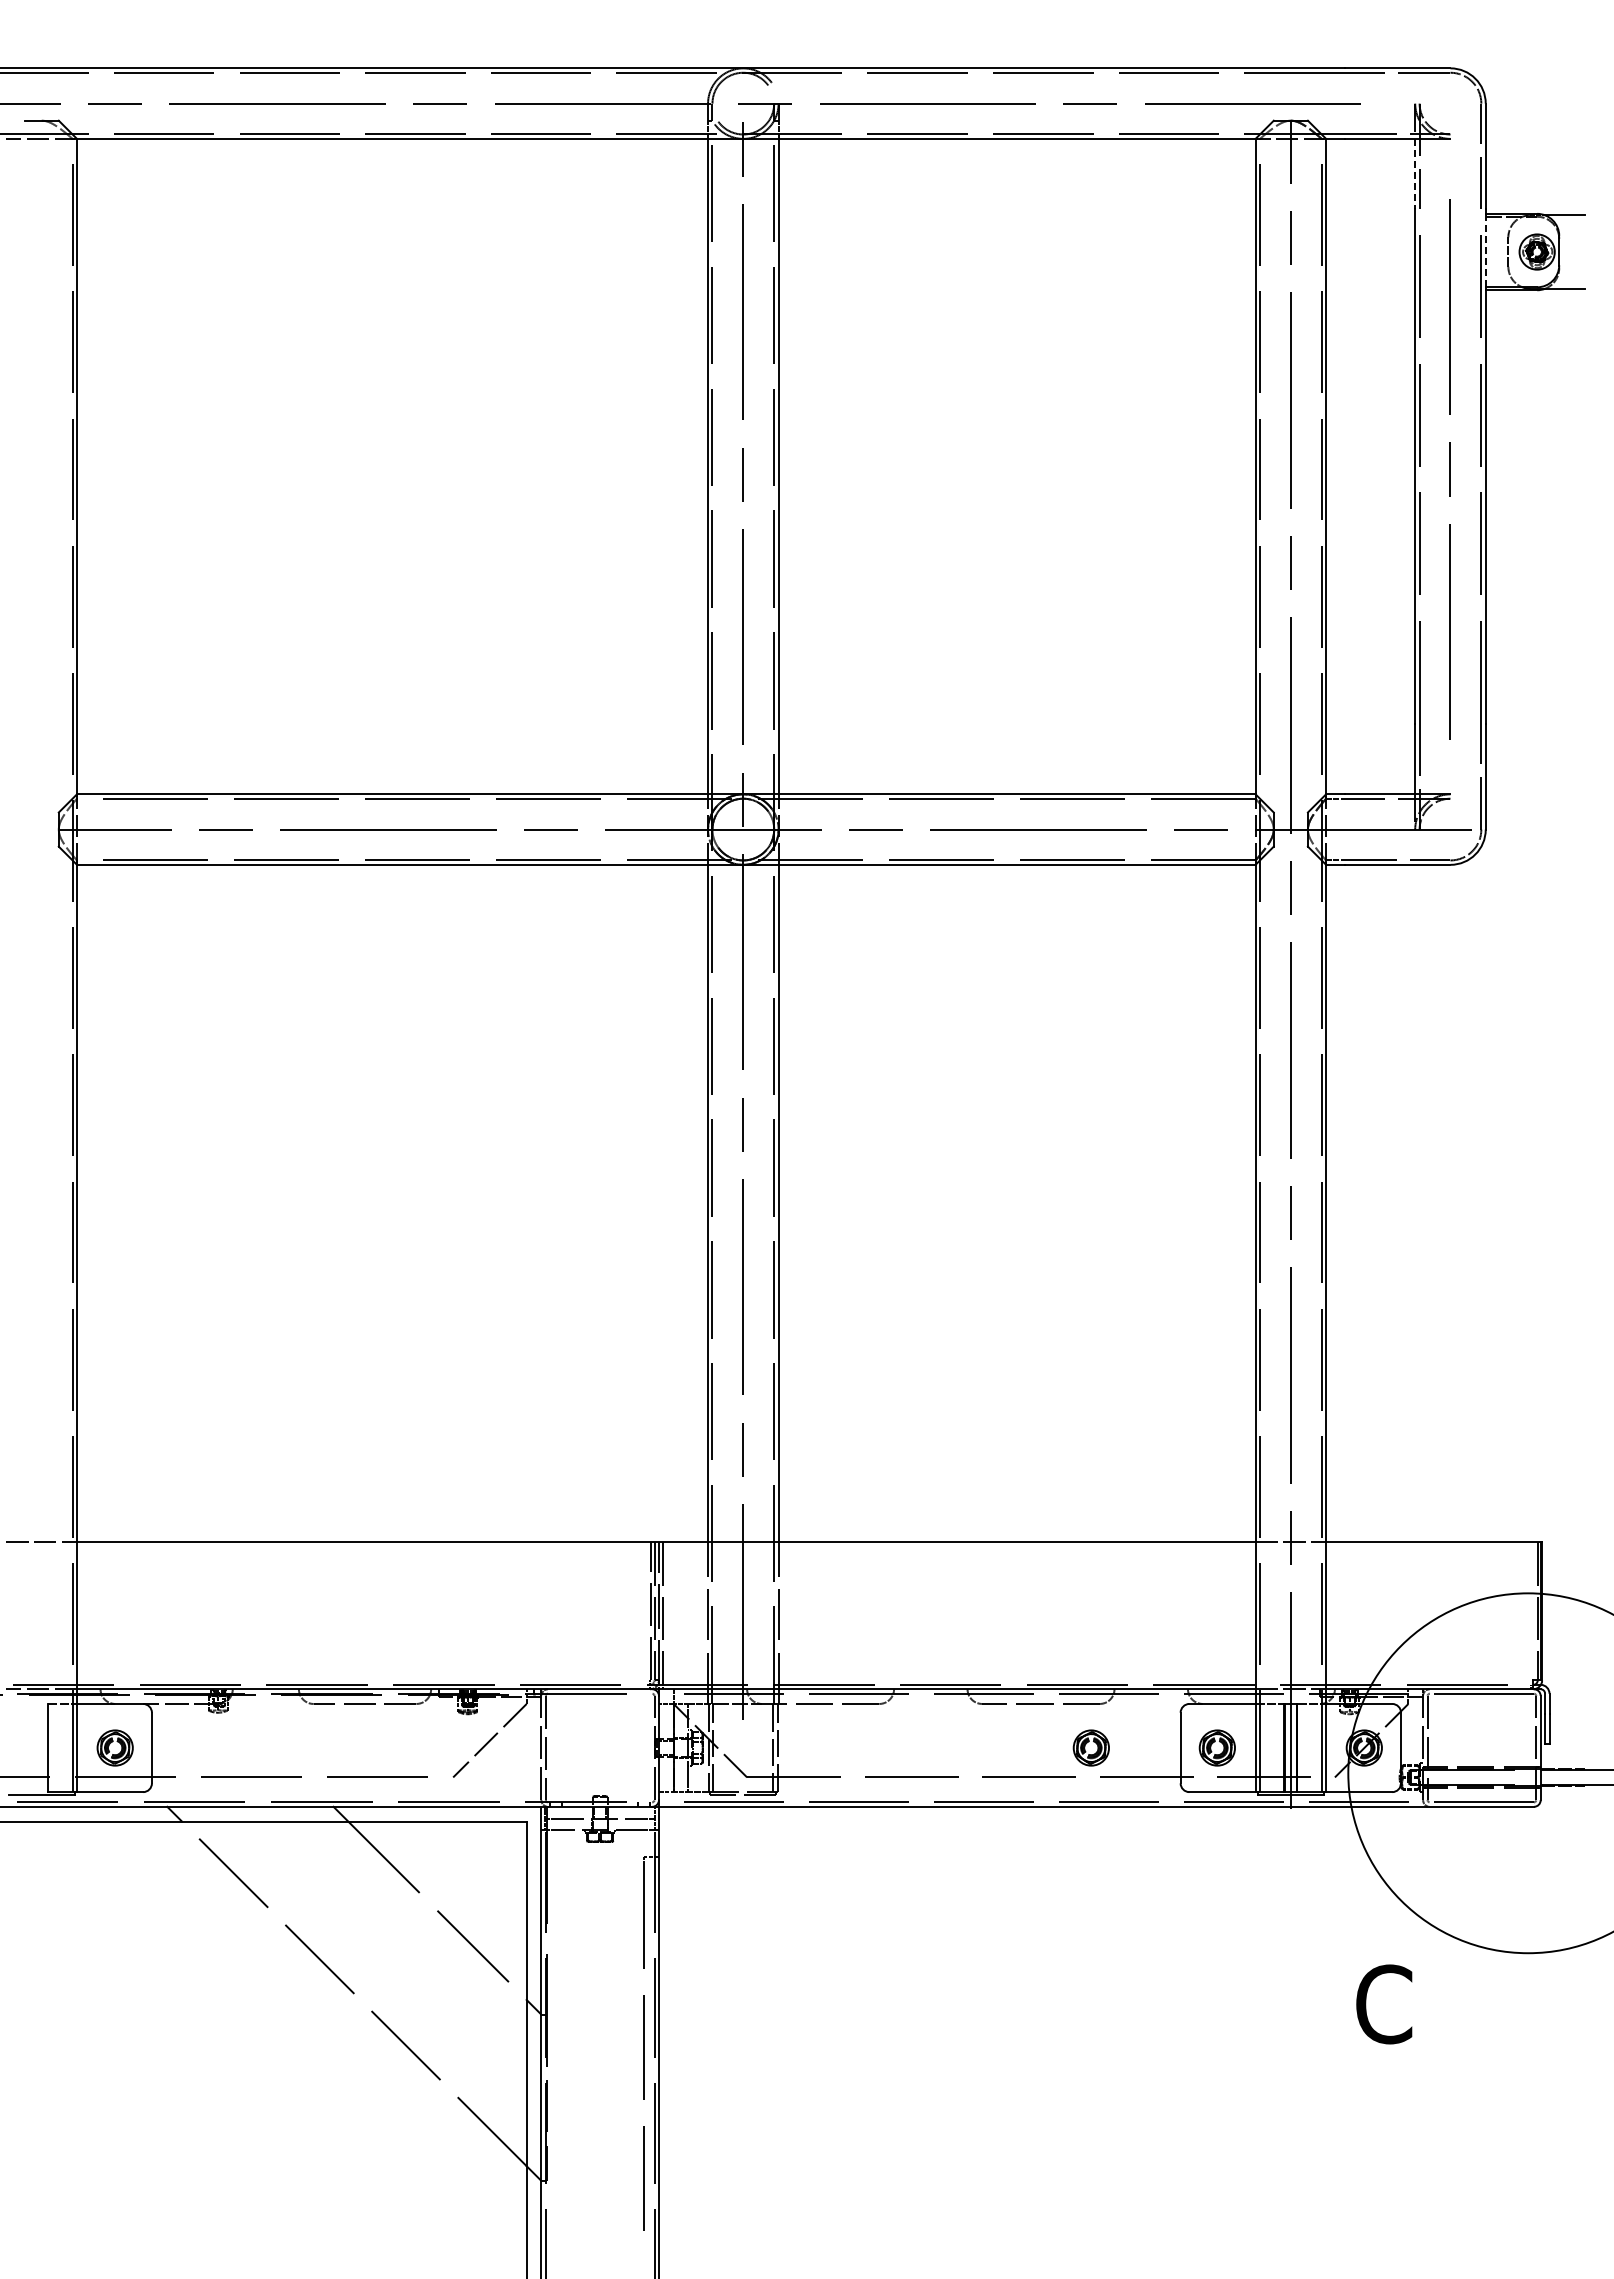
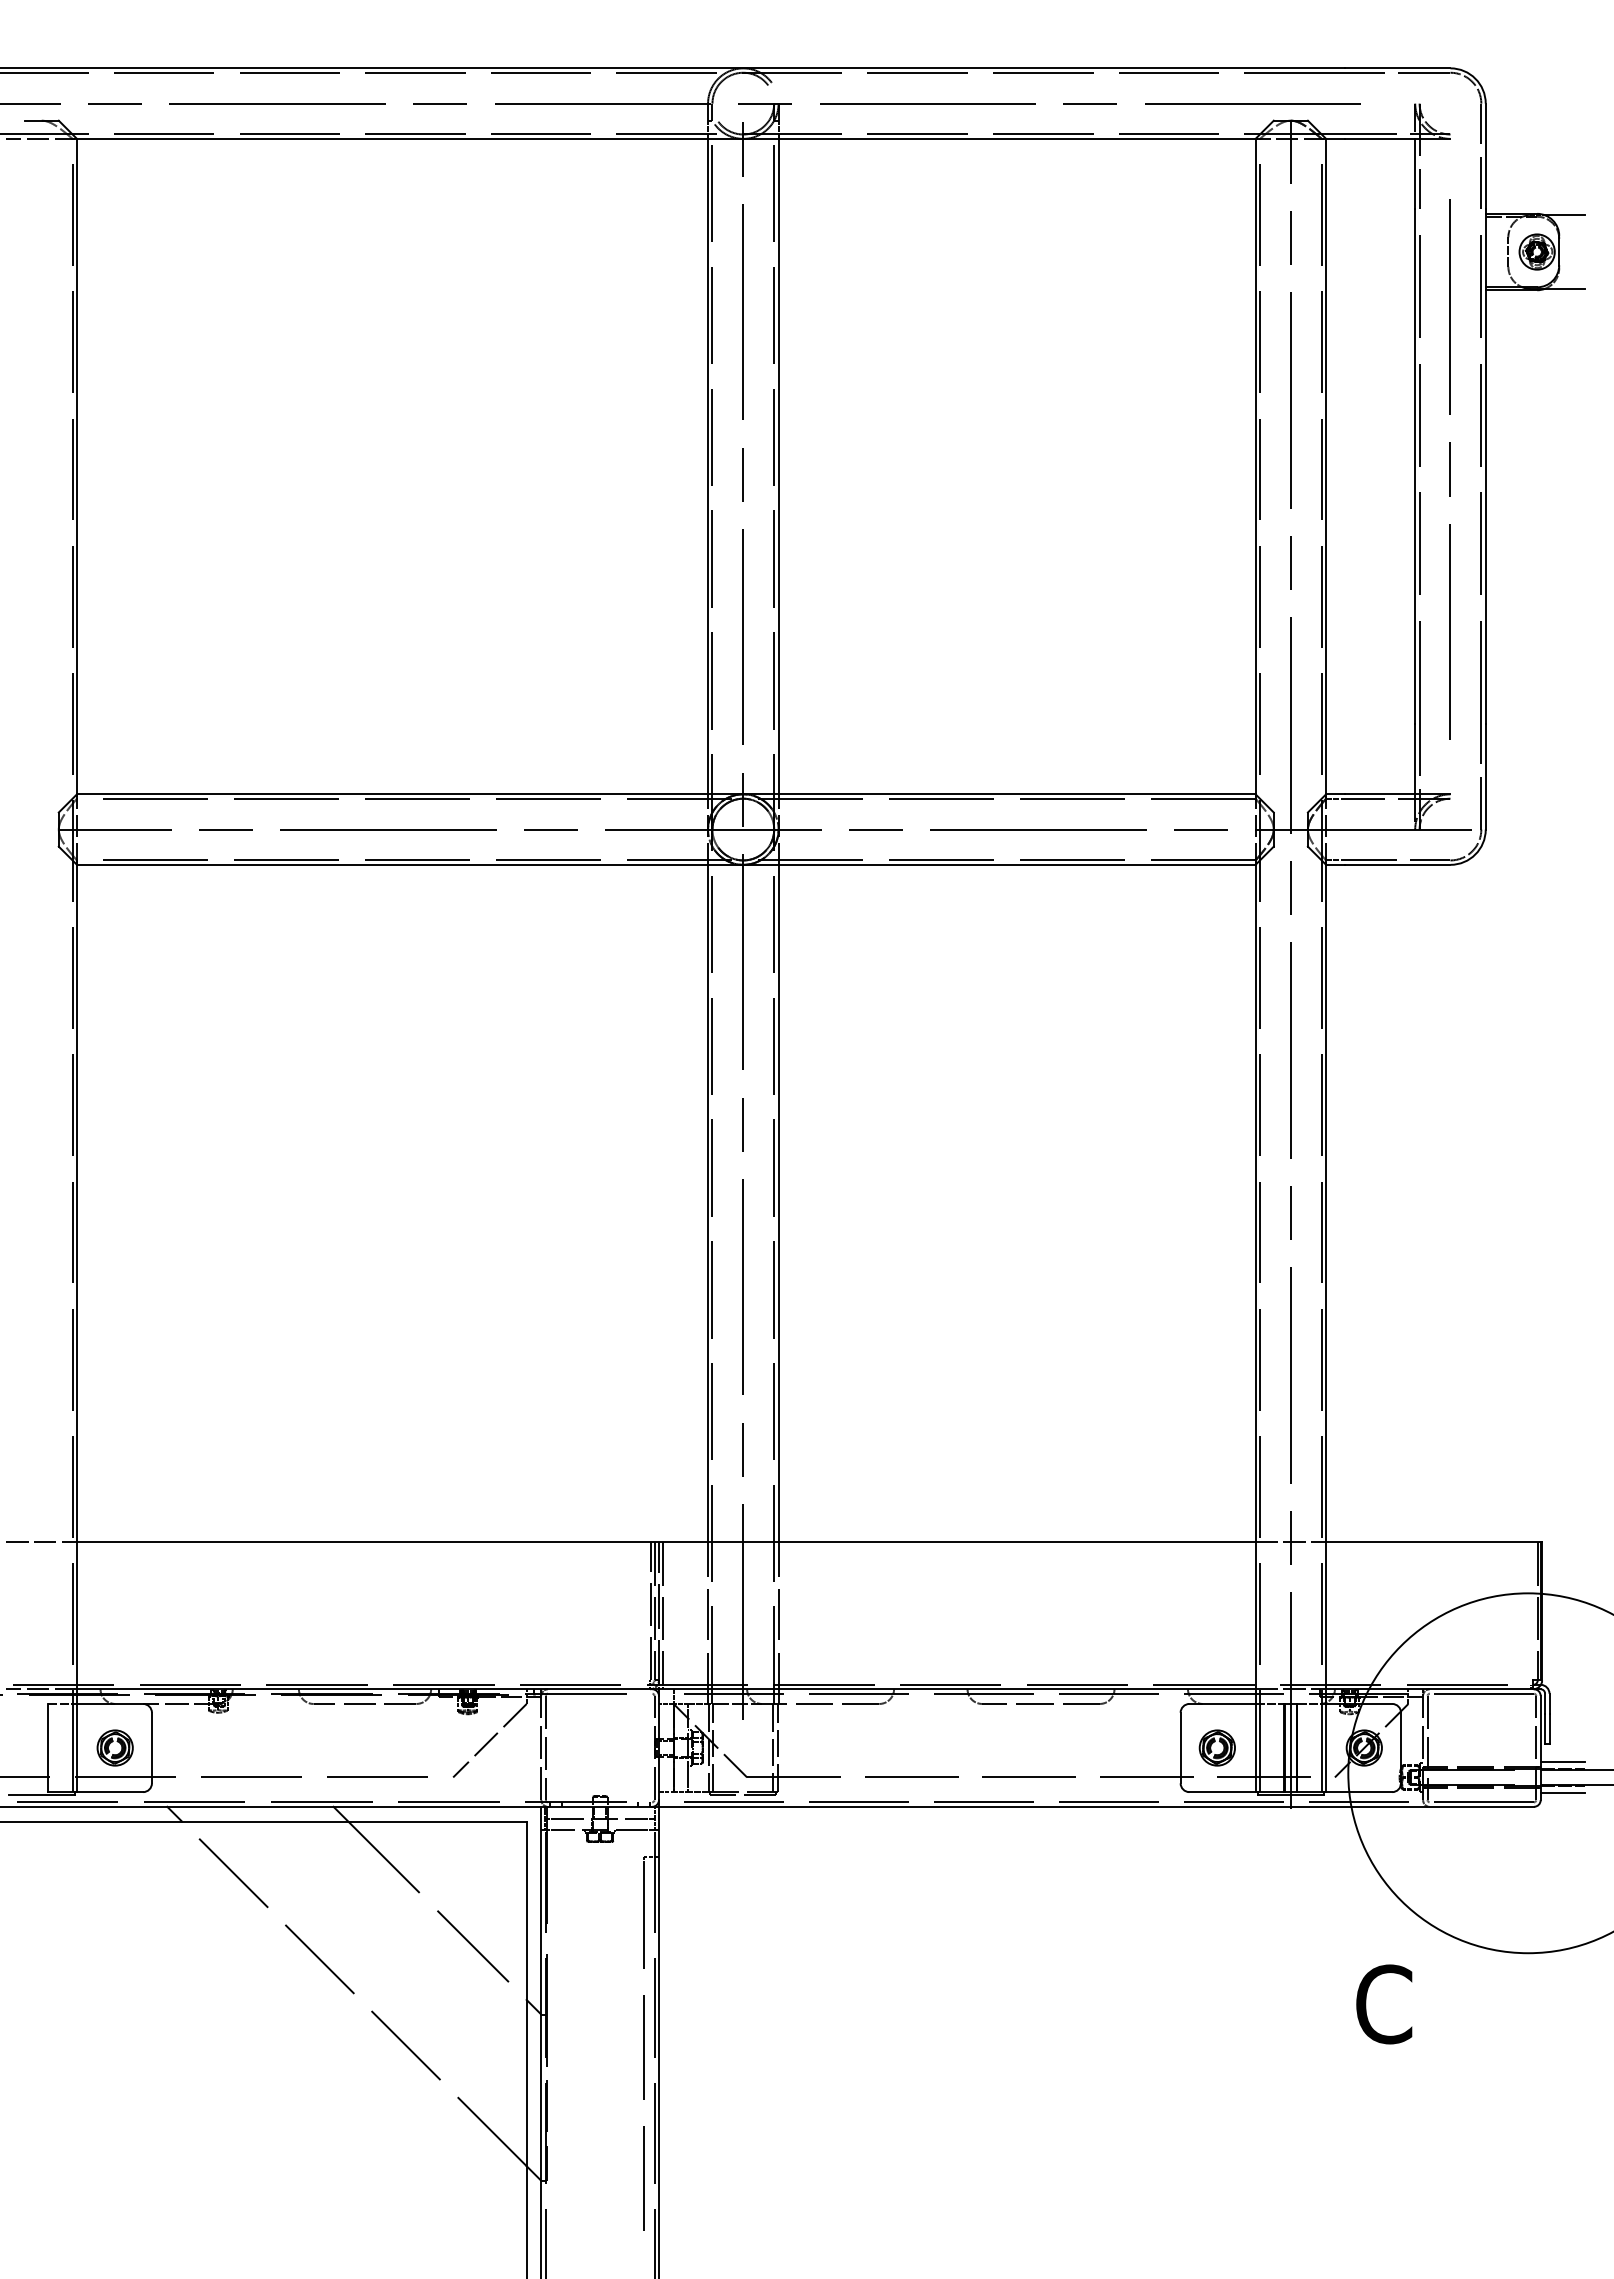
line: dashed -> solid (1415, 174)
line: dashed -> solid (1485, 250)
part: present -> none (1090, 1747)
line: none -> present (1562, 1762)
line: none -> present (1562, 1792)
